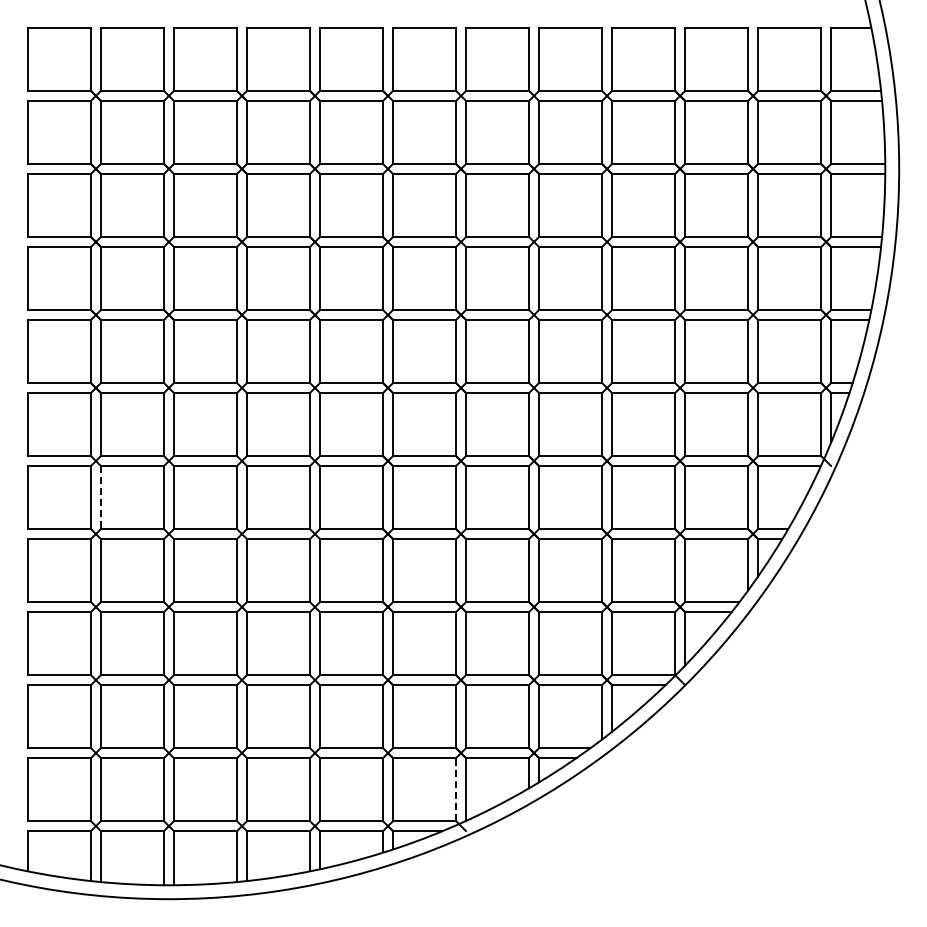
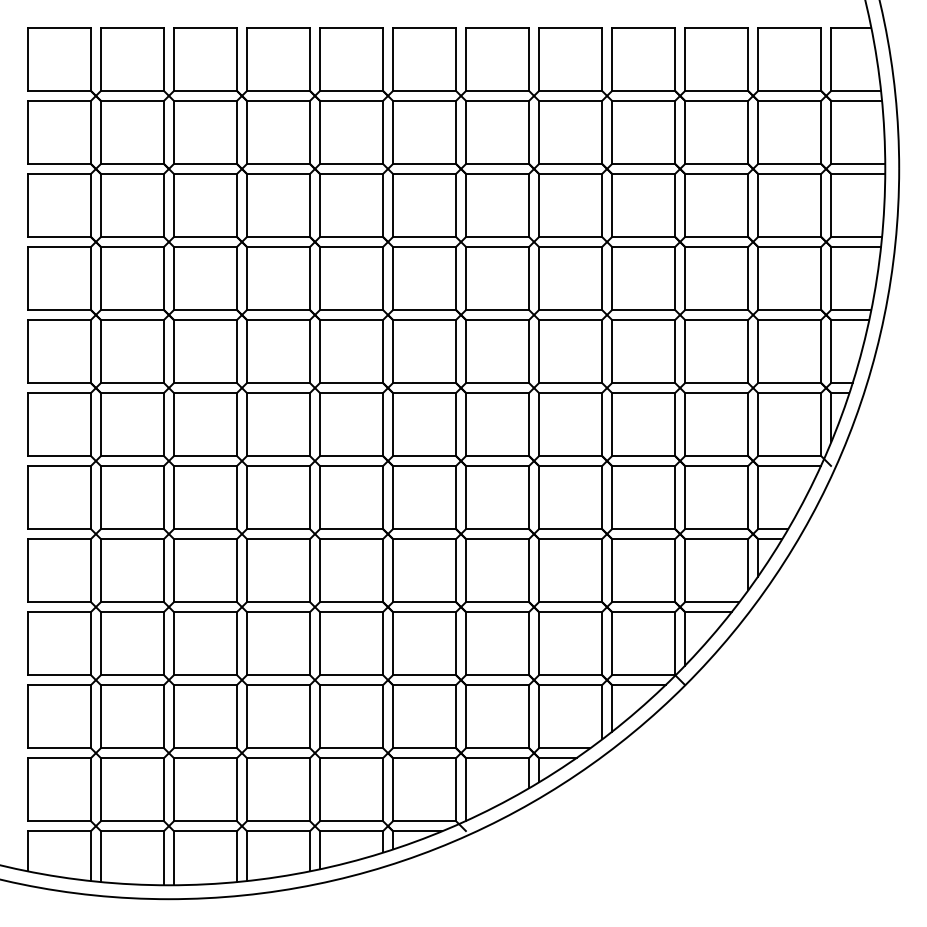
line: dashed -> solid (100, 497)
line: dashed -> solid (456, 789)
